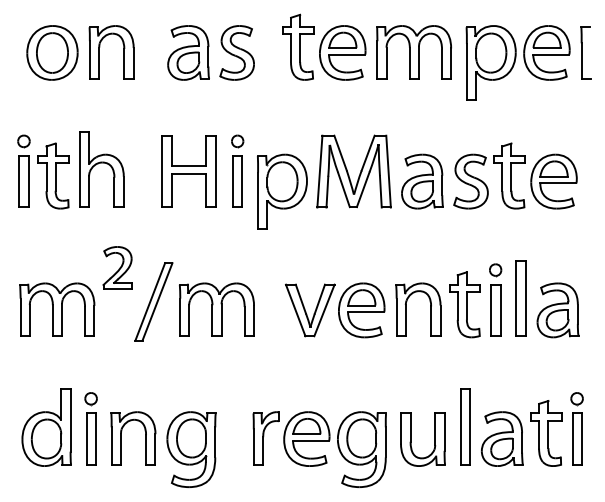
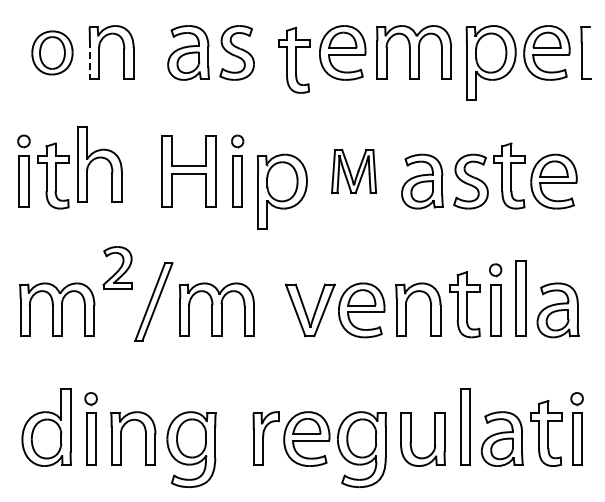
part position: (298, 46) -> (294, 59) (294, 59)
part size: 53x56 px -> 43x46 px (52, 52)
line: solid -> dashed (89, 60)
part position: (101, 169) -> (99, 164) (99, 164)
part size: 76x75 px -> 46x45 px (353, 171)
